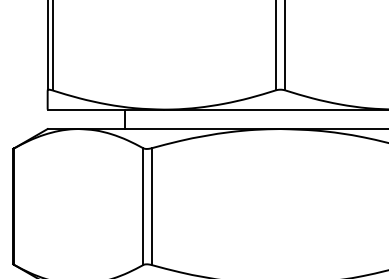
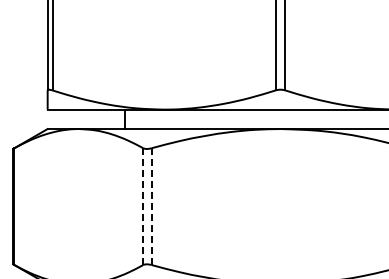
line: solid -> dashed (143, 206)
line: solid -> dashed (151, 207)
